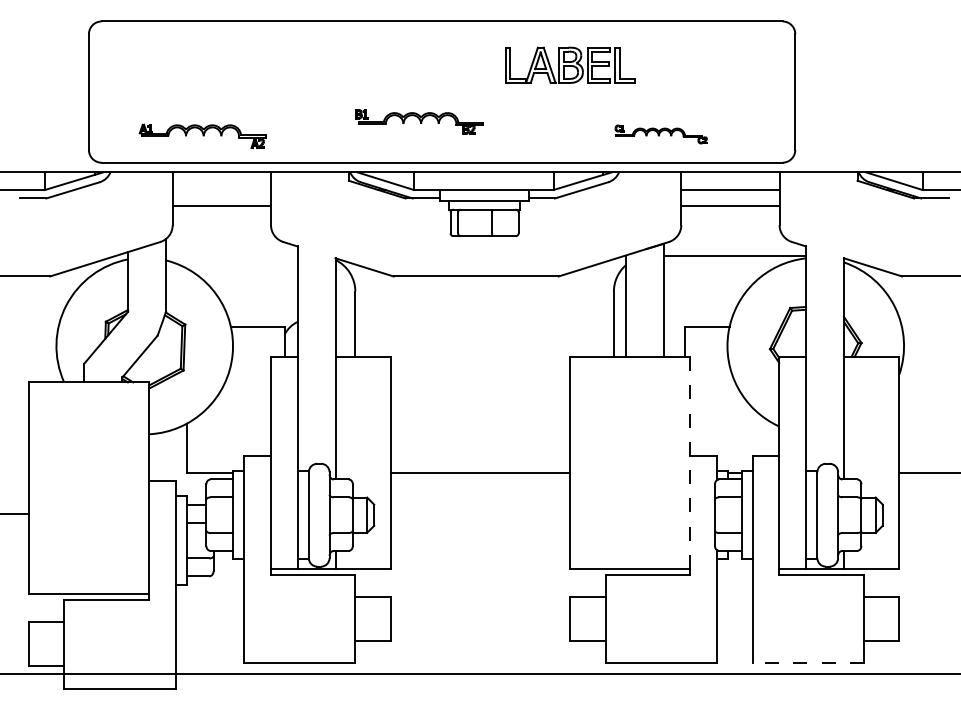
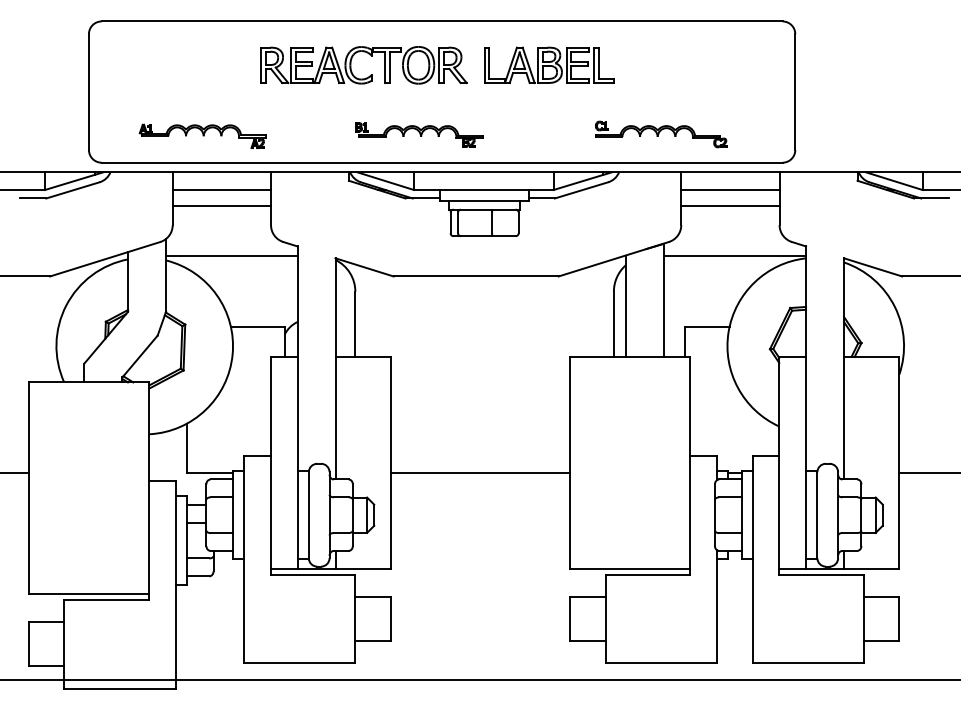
part position: (570, 64) -> (549, 64) (549, 64)
part: none -> present (369, 75)
part position: (419, 121) -> (419, 134) (419, 134)
part size: 94x21 px -> 133x29 px (661, 134)
line: none -> present (221, 190)
line: none -> present (231, 256)
line: dashed -> solid (690, 462)
line position: (15, 513) -> (15, 472) (15, 472)
line: dashed -> solid (808, 663)
line position: (479, 674) -> (479, 680) (479, 680)
